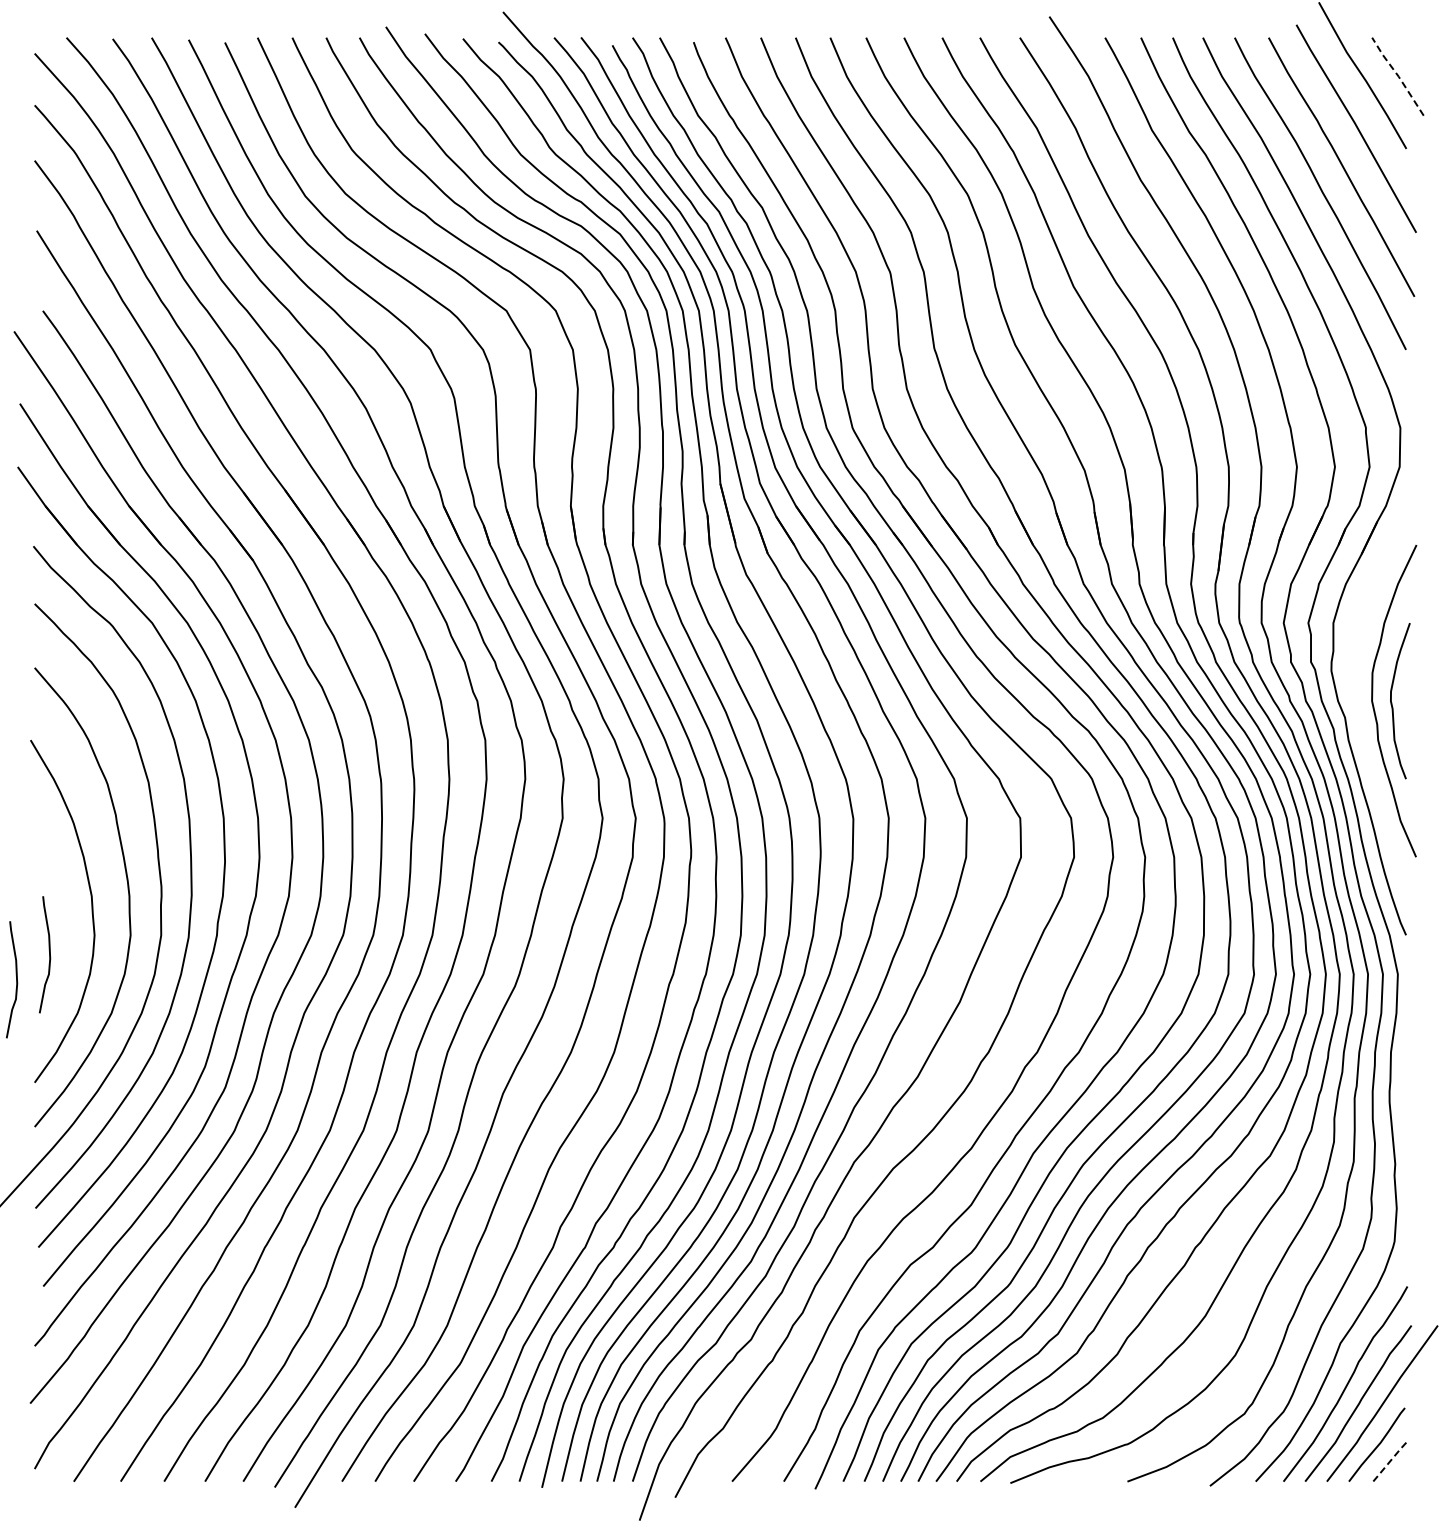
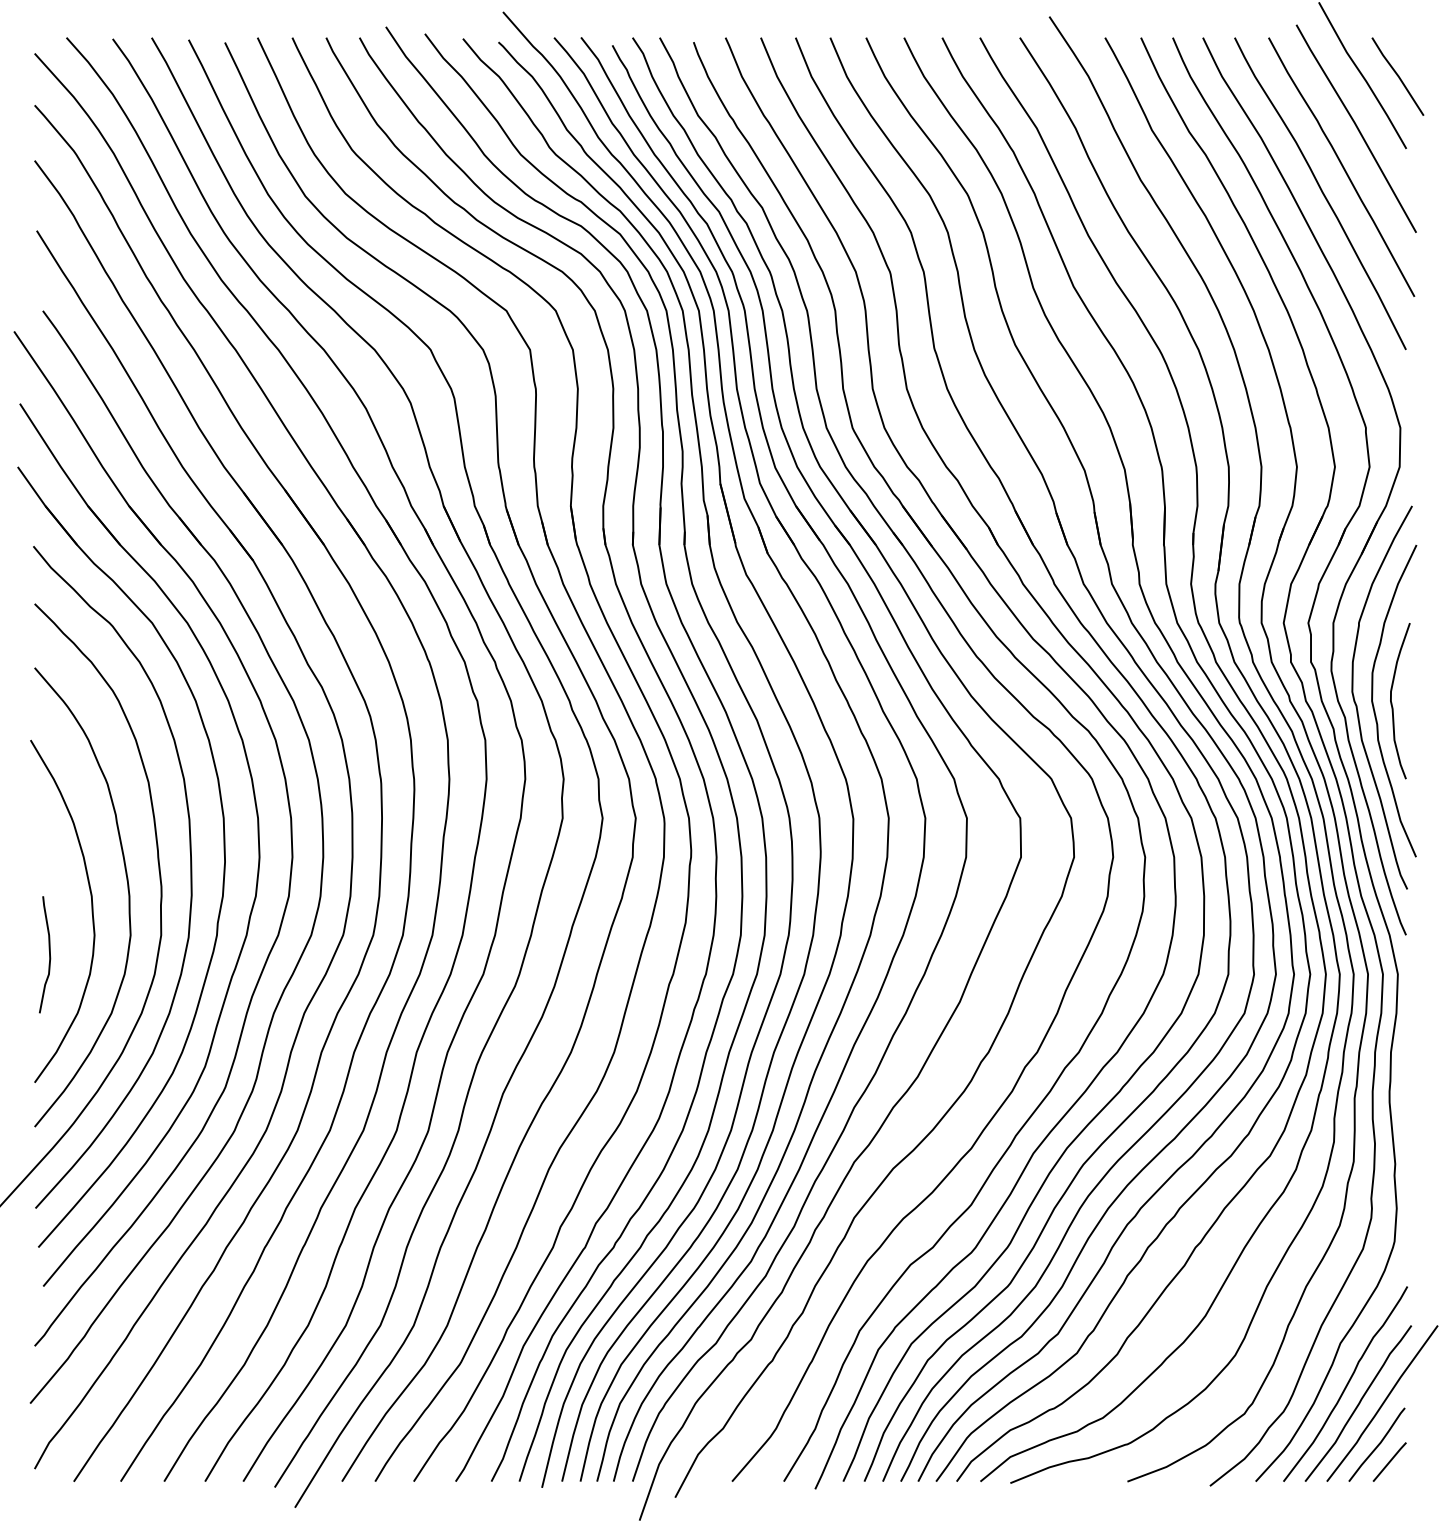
line: dashed -> solid (1398, 75)
curve: none -> present (1357, 705)
curve: present -> none (16, 979)
line: dashed -> solid (1389, 1461)
